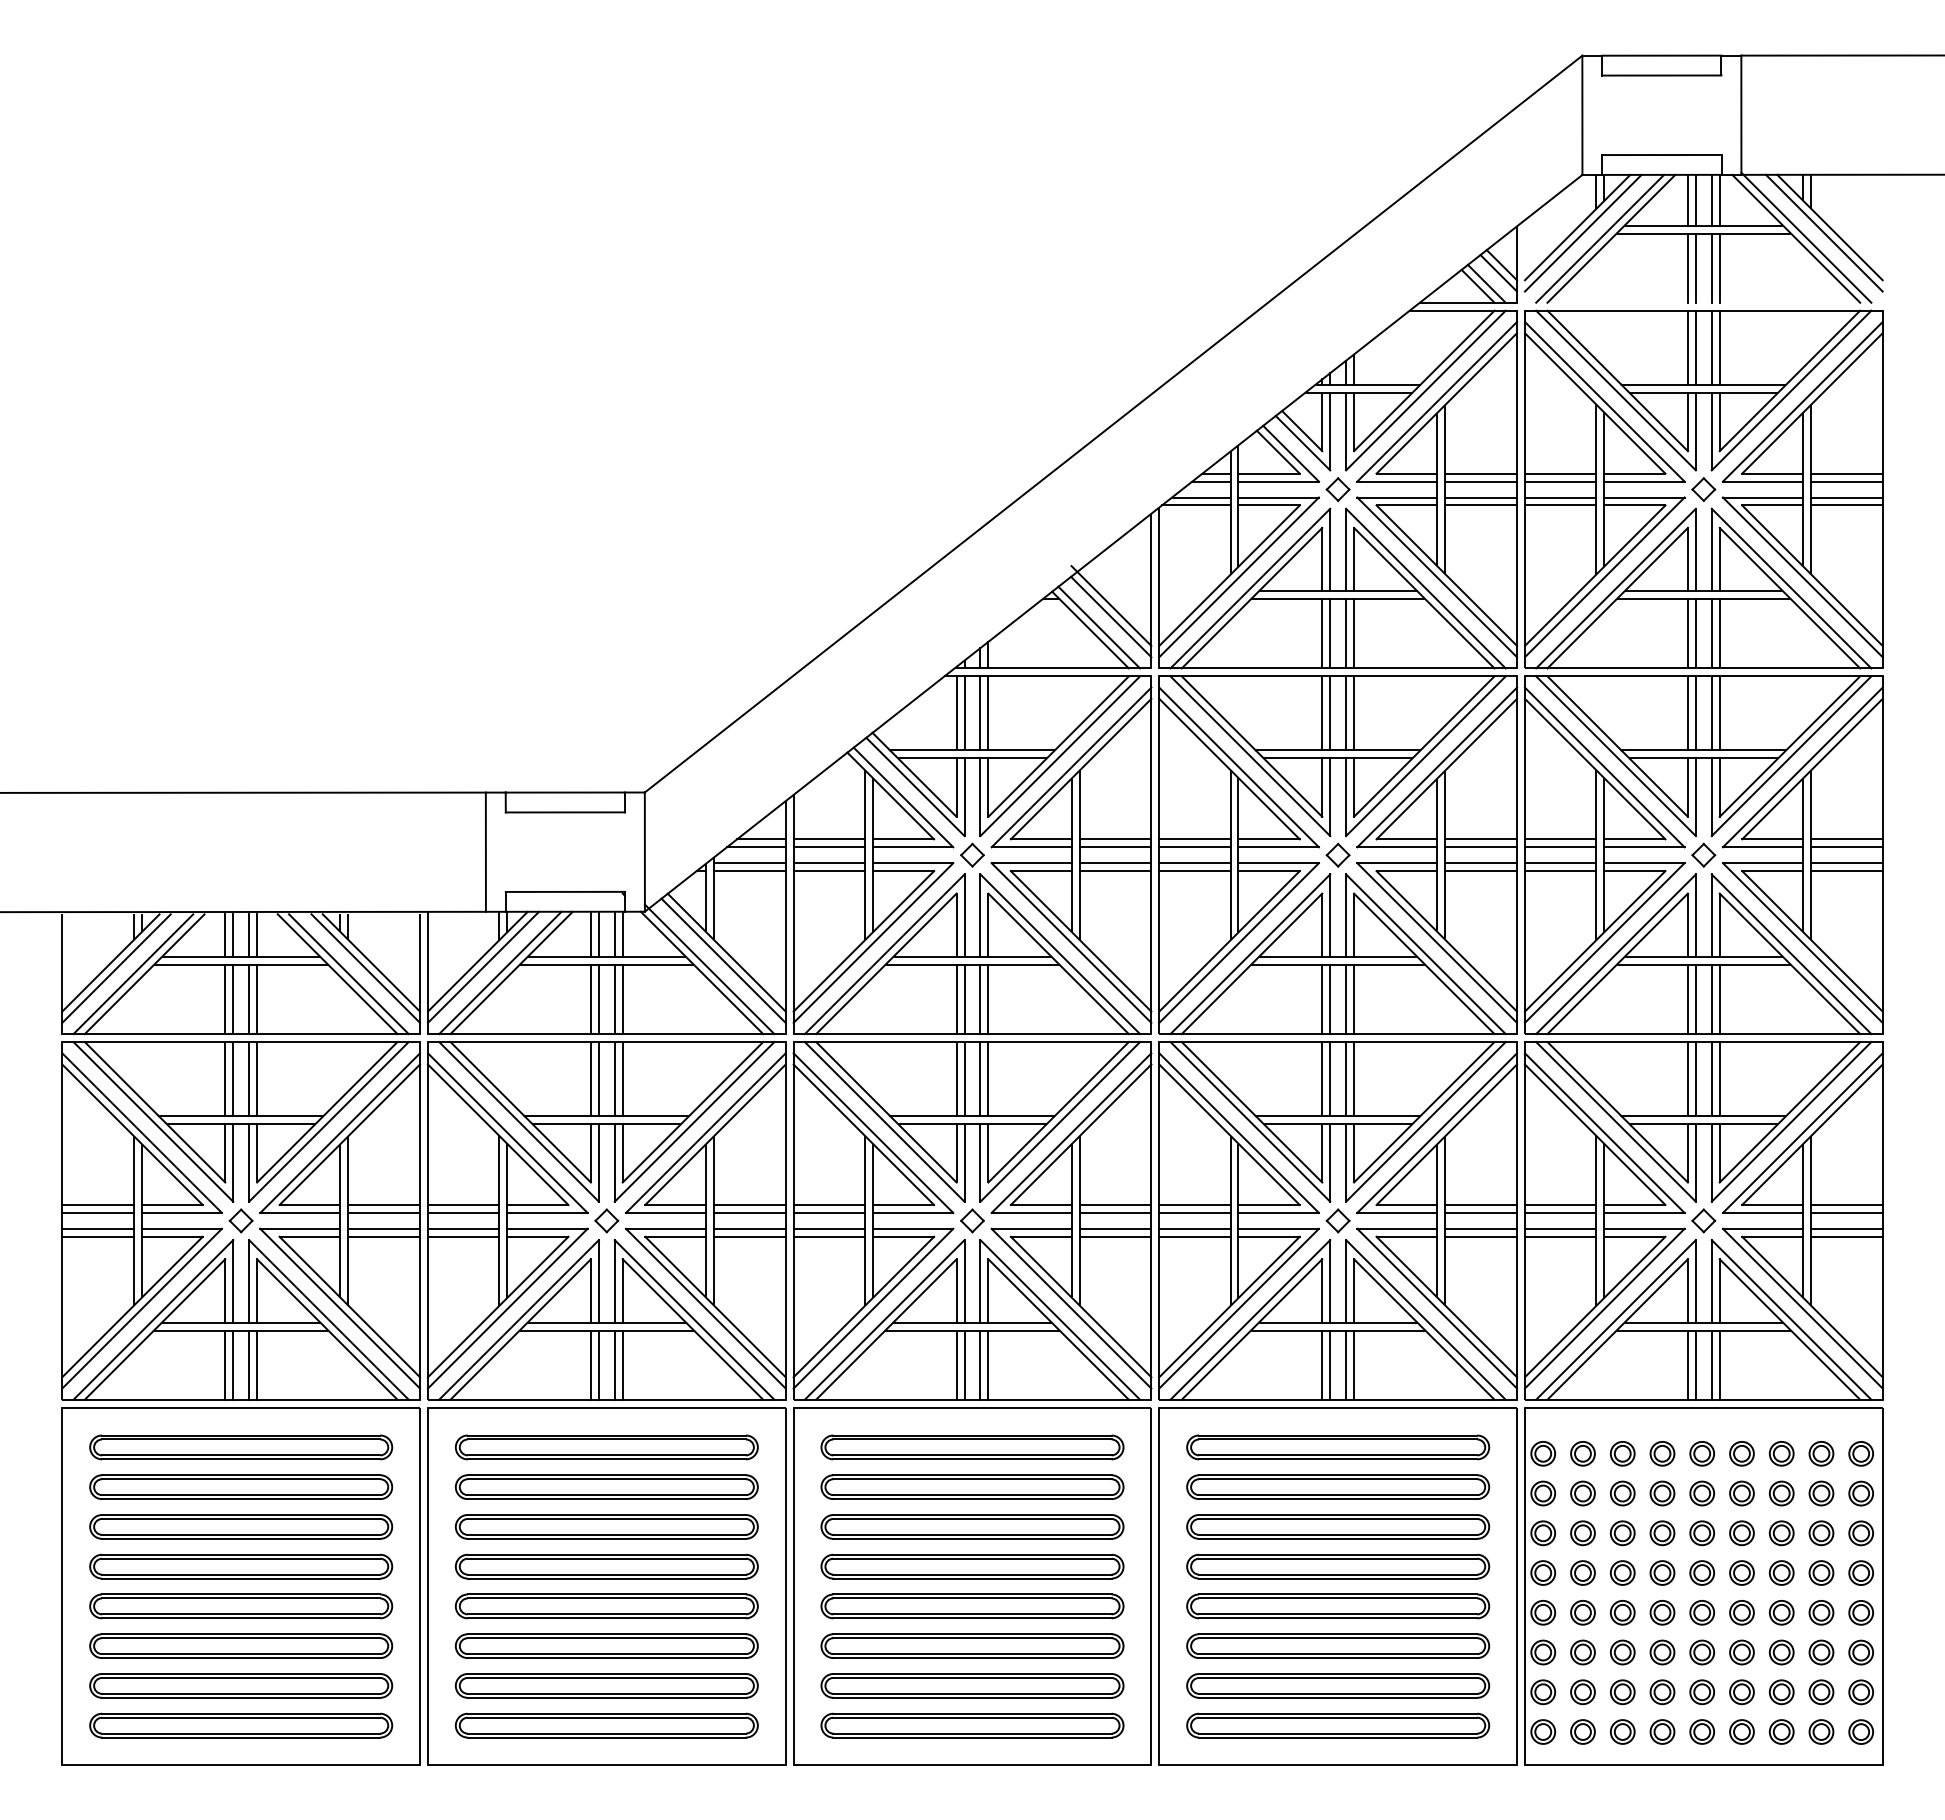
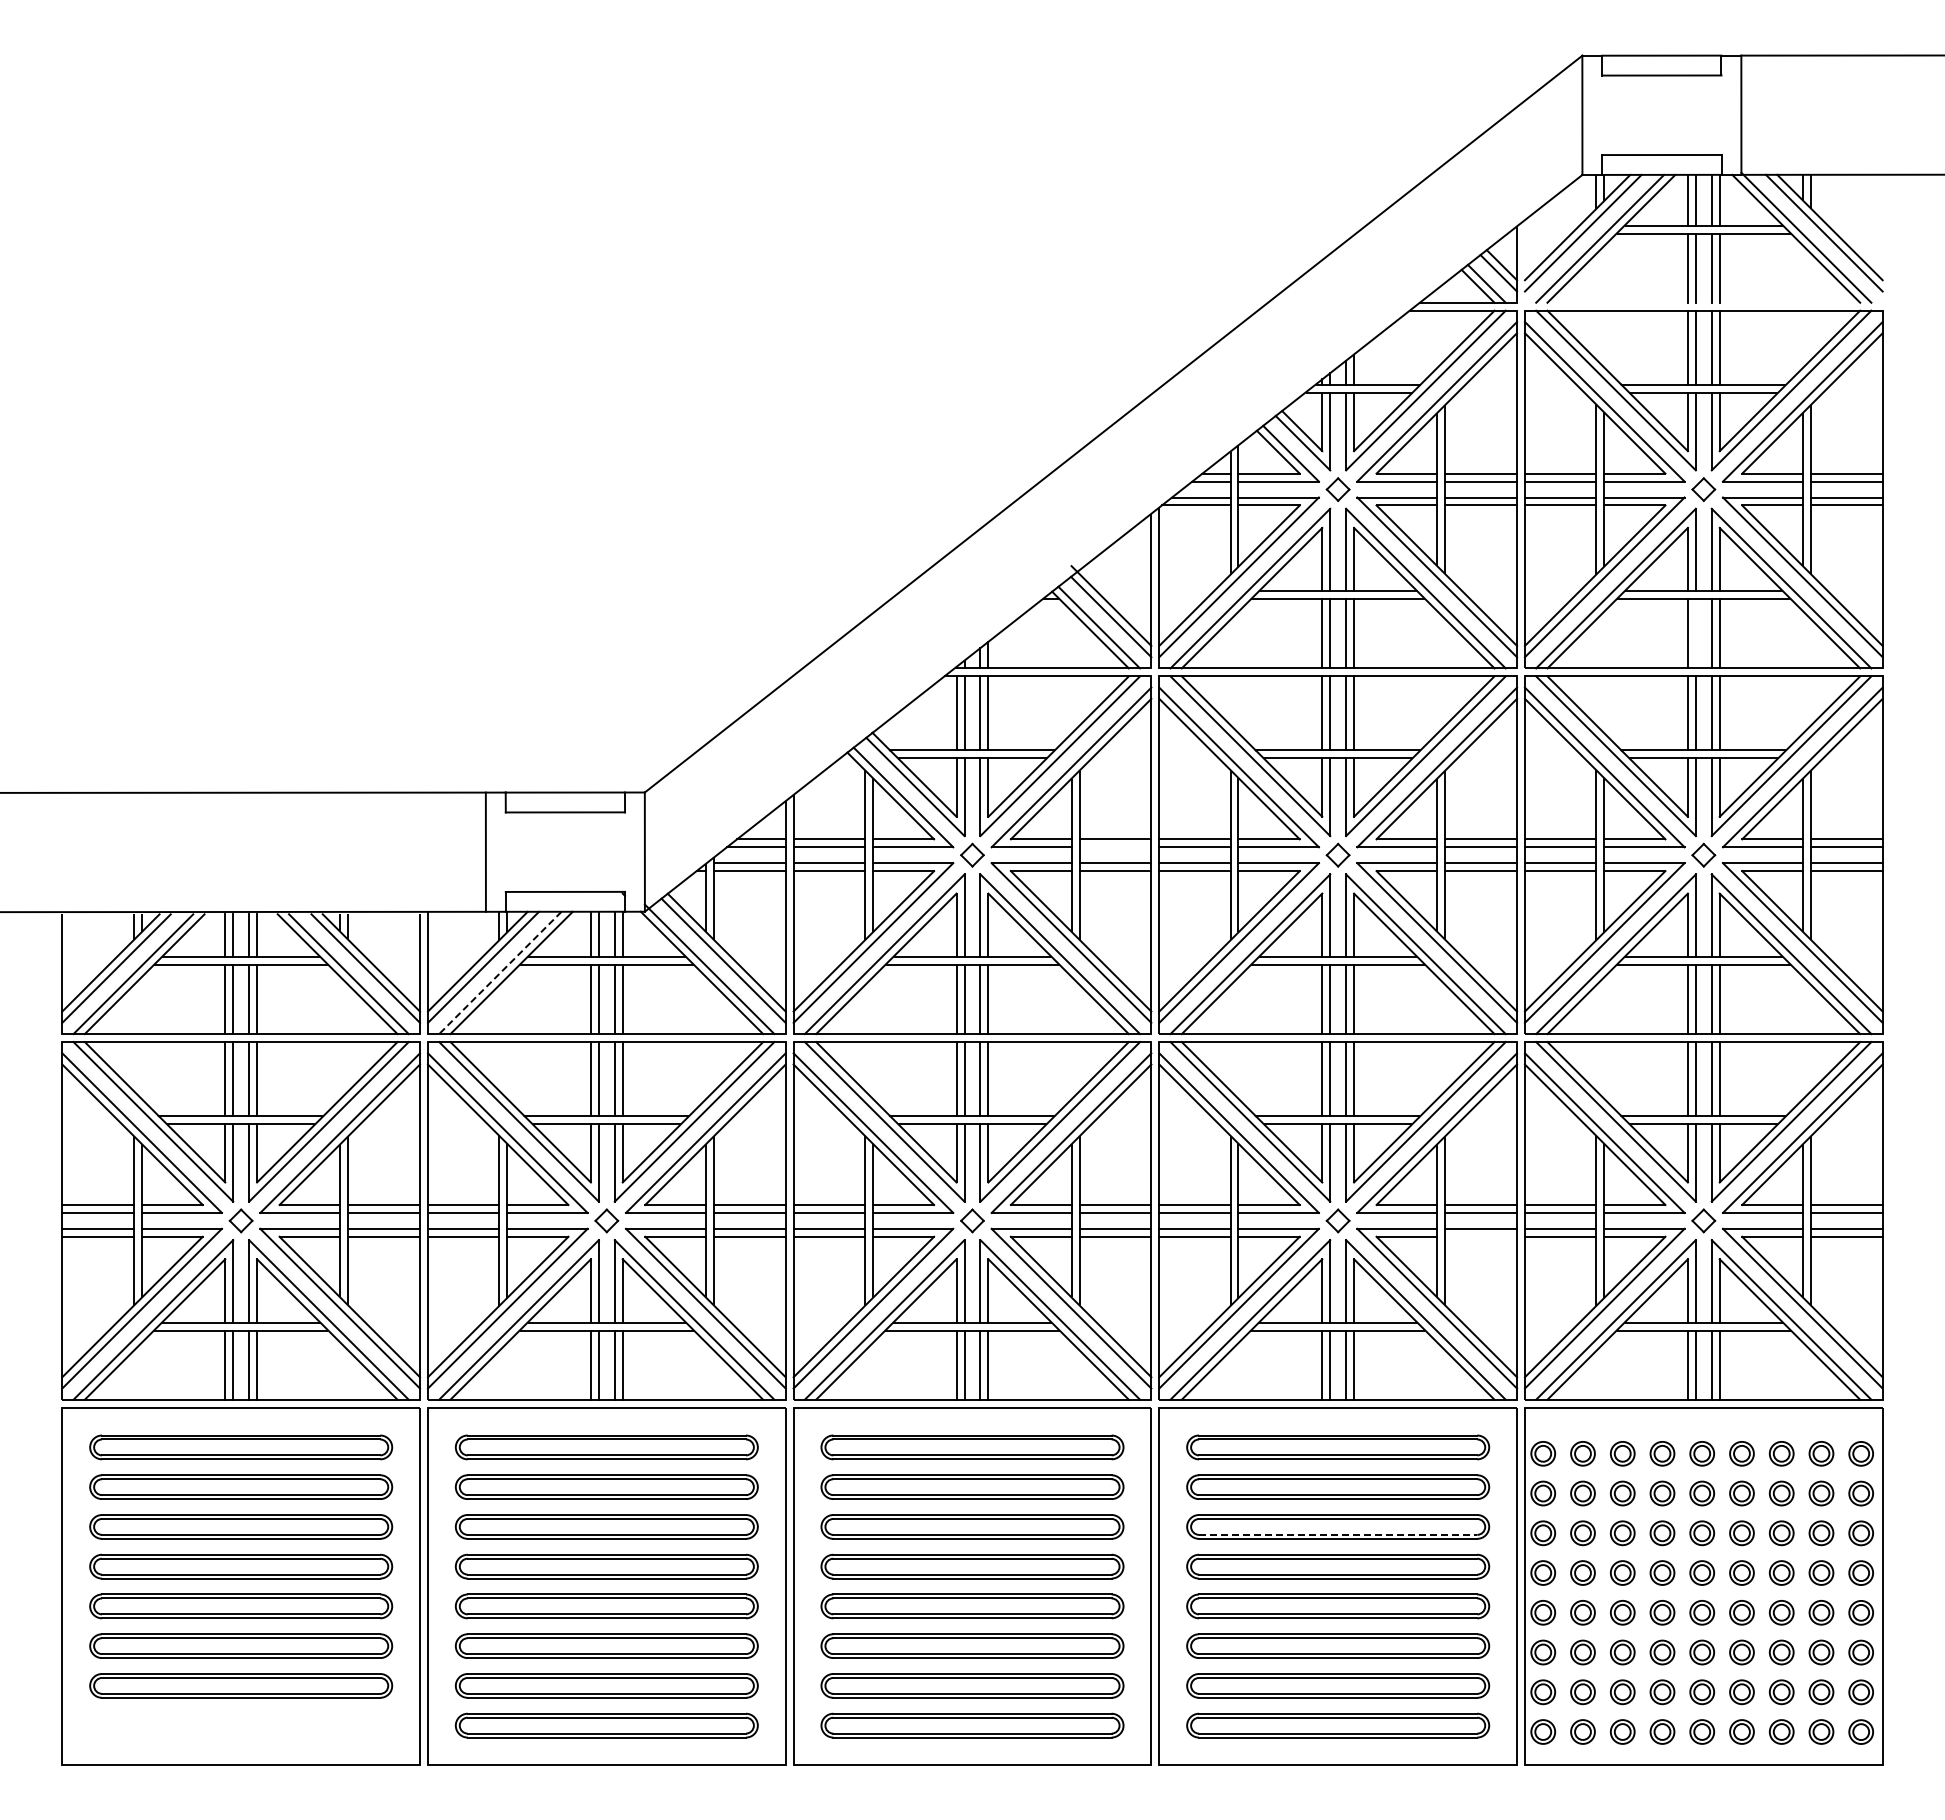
line: present -> none (1695, 633)
line: present -> none (1115, 847)
line: solid -> dashed (500, 973)
line: present -> none (1481, 1236)
line: solid -> dashed (1338, 1534)
part: present -> none (241, 1725)
